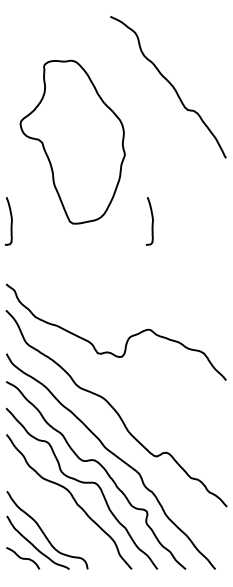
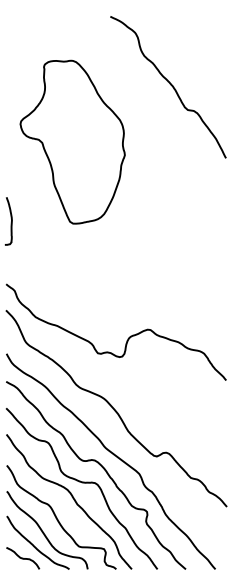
curve: present -> none (151, 222)
curve: none -> present (58, 519)
